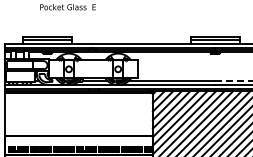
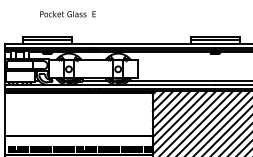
text position: (67, 7) -> (67, 14) (67, 14)
line: dashed -> solid (234, 80)
